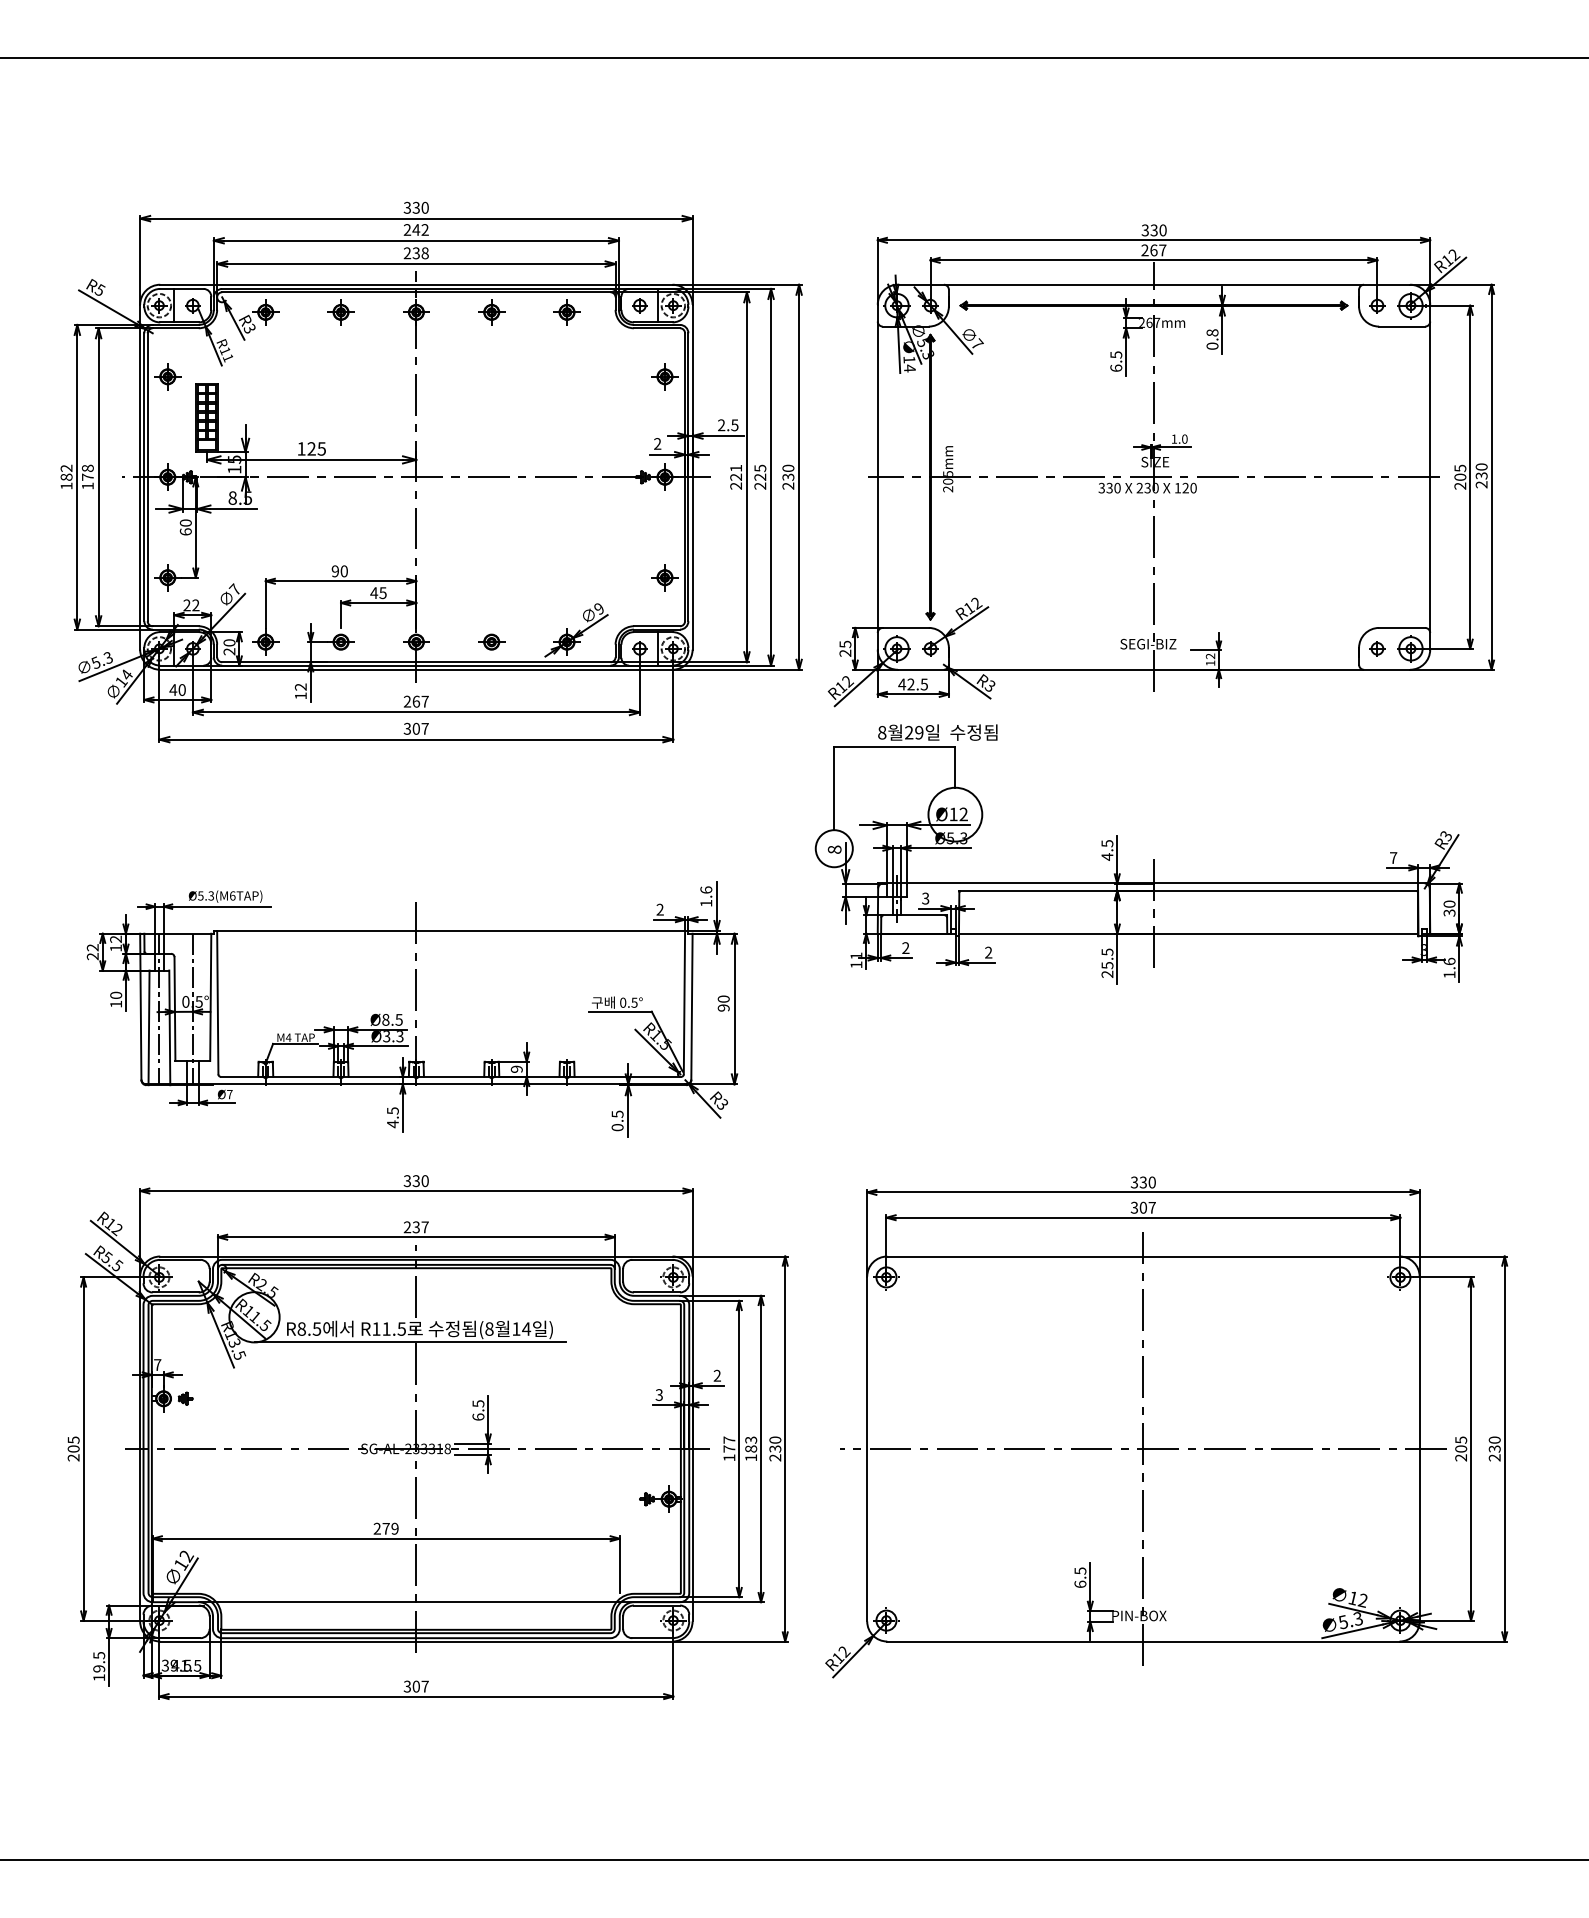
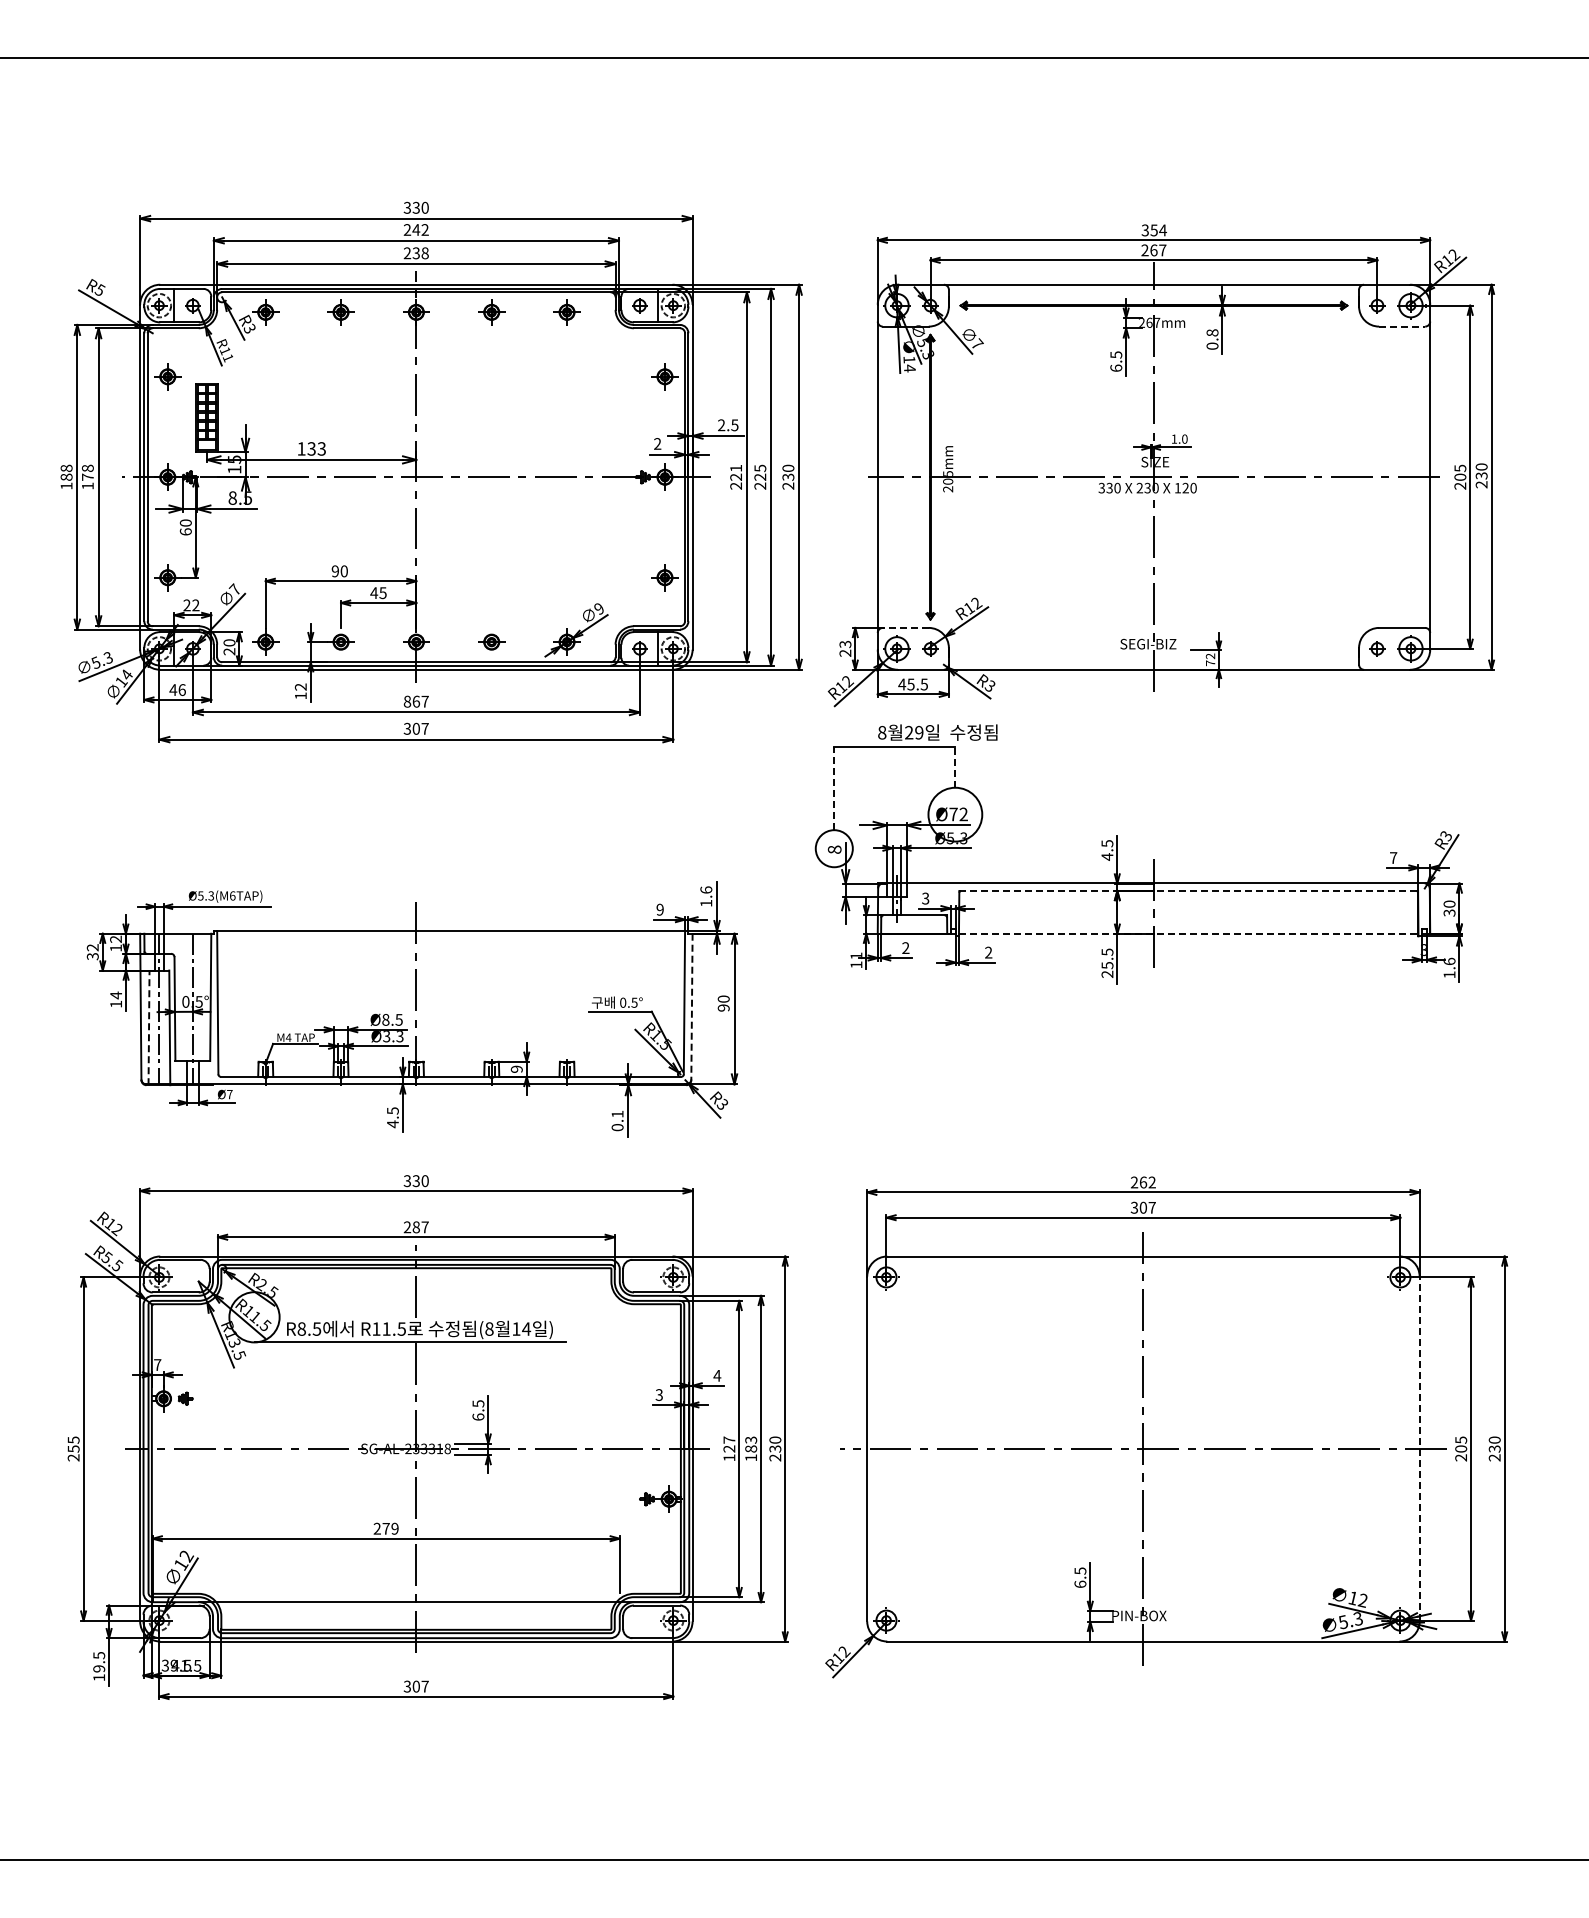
text: 330 -> 354 (1158, 230)
line: solid -> dashed (1402, 326)
text: 125 -> 133 (316, 448)
text: 182 -> 188 (66, 467)
line: solid -> dashed (905, 627)
text: 25 -> 23 (844, 643)
text: 12 -> 72 (1210, 663)
text: 42.5 -> 45.5 (910, 684)
text: 40 -> 46 (181, 689)
text: 267 -> 867 (407, 701)
line: solid -> dashed (955, 767)
line: solid -> dashed (834, 788)
text: Ø12 -> Ø72 (953, 814)
line: solid -> dashed (1189, 891)
text: 2 -> 9 (659, 909)
line: solid -> dashed (1188, 933)
text: 22 -> 32 (92, 956)
text: 10 -> 14 (116, 995)
line: solid -> dashed (691, 1007)
line: solid -> dashed (149, 1027)
text: 0.5 -> 0.1 (617, 1113)
text: 330 -> 262 (1142, 1182)
text: 237 -> 287 (415, 1227)
text: 2 -> 4 (717, 1375)
text: 205 -> 255 (73, 1448)
text: 177 -> 127 (729, 1448)
line: solid -> dashed (1419, 1448)
